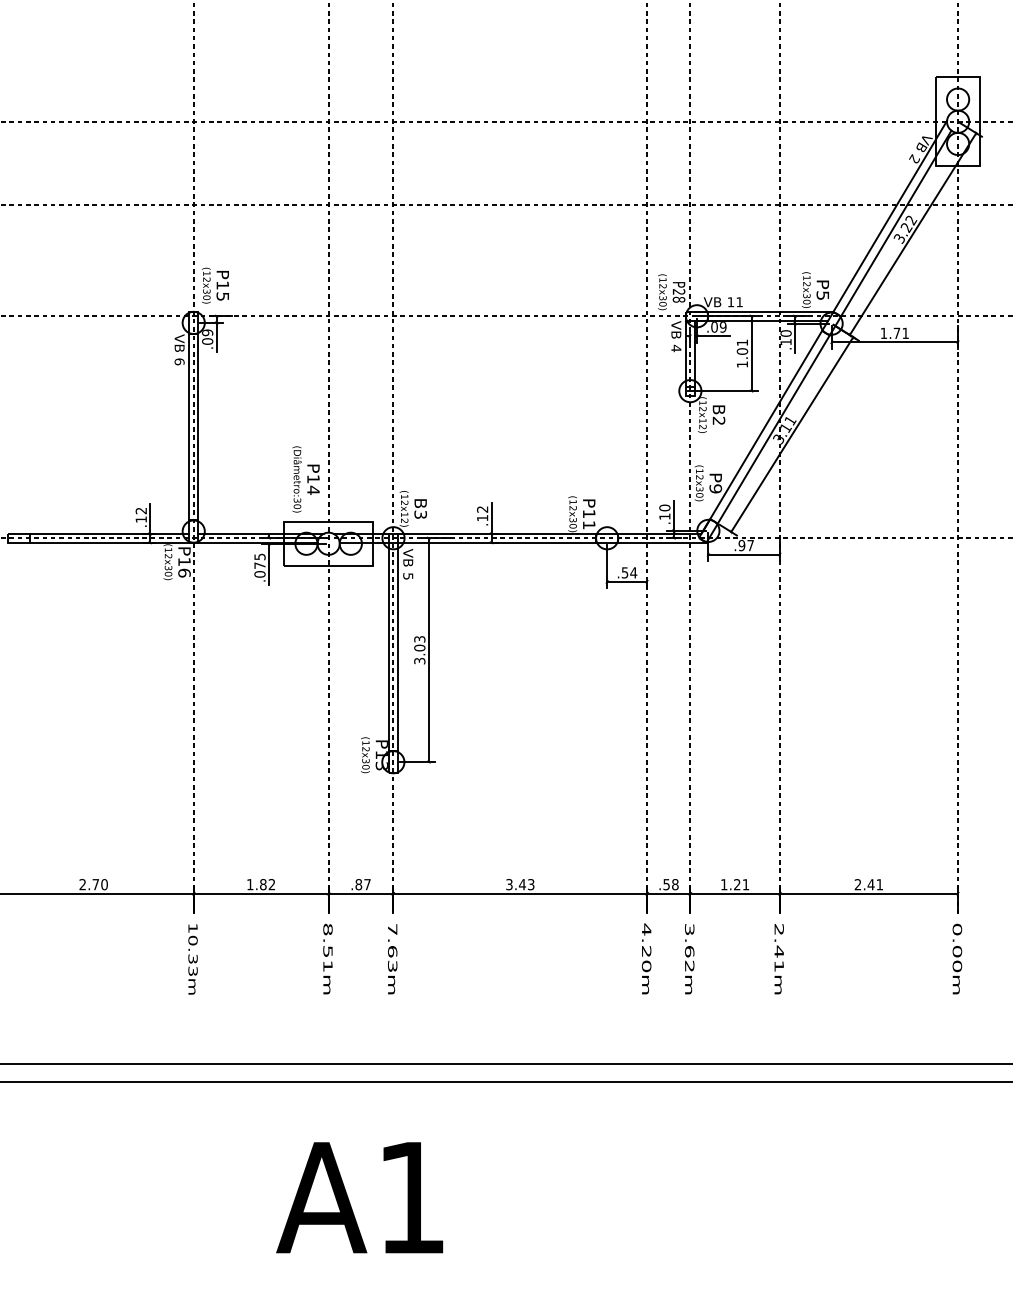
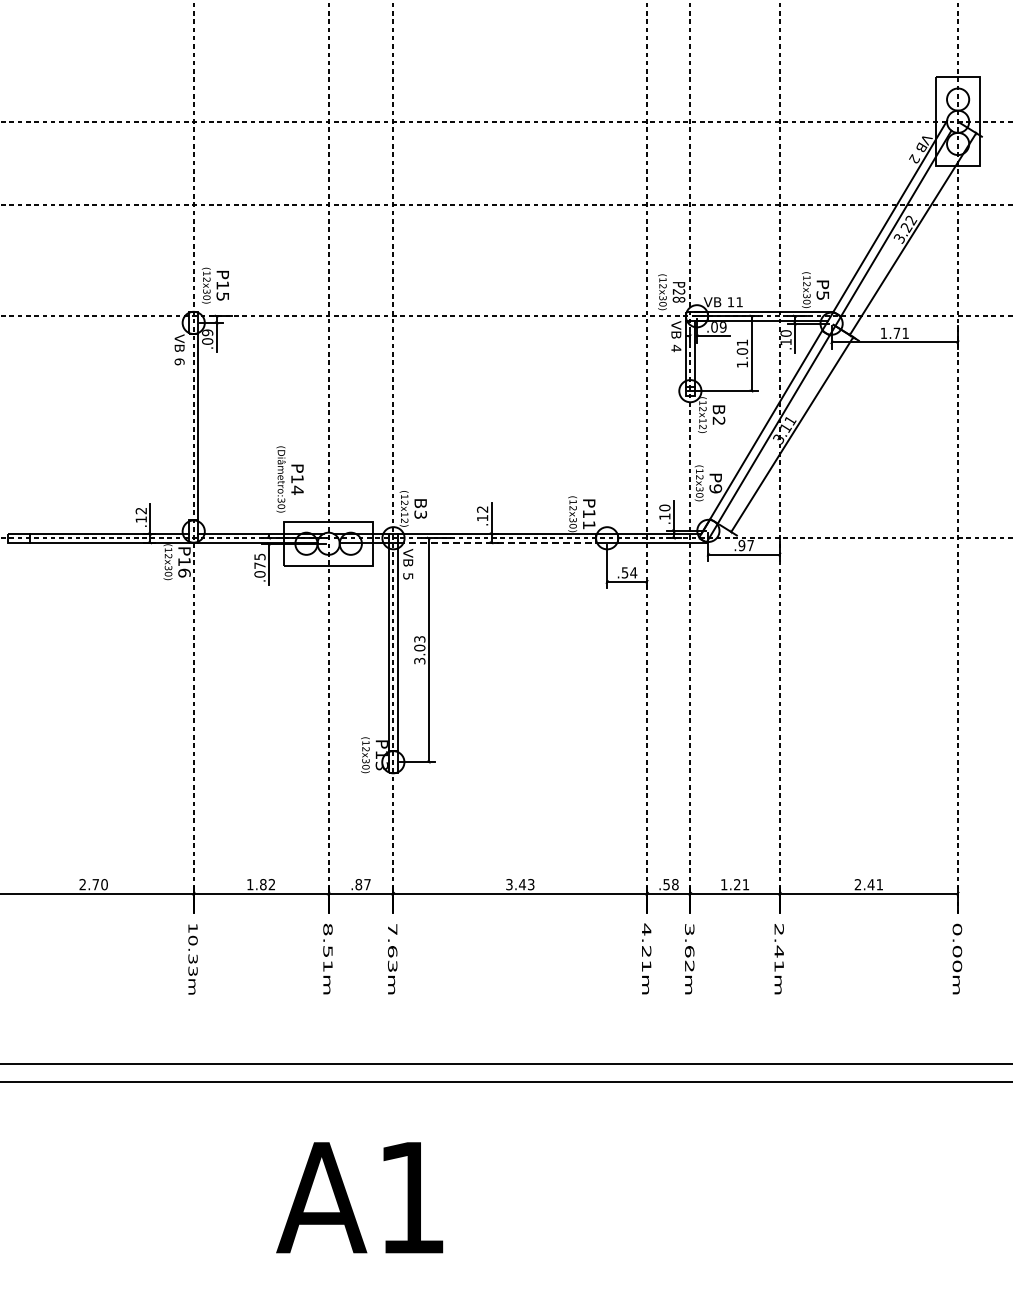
line: present -> none (189, 427)
text position: (305, 479) -> (289, 479) (289, 479)
line: solid -> dashed (497, 542)
text: 4.20m -> 4.21m (646, 966)
